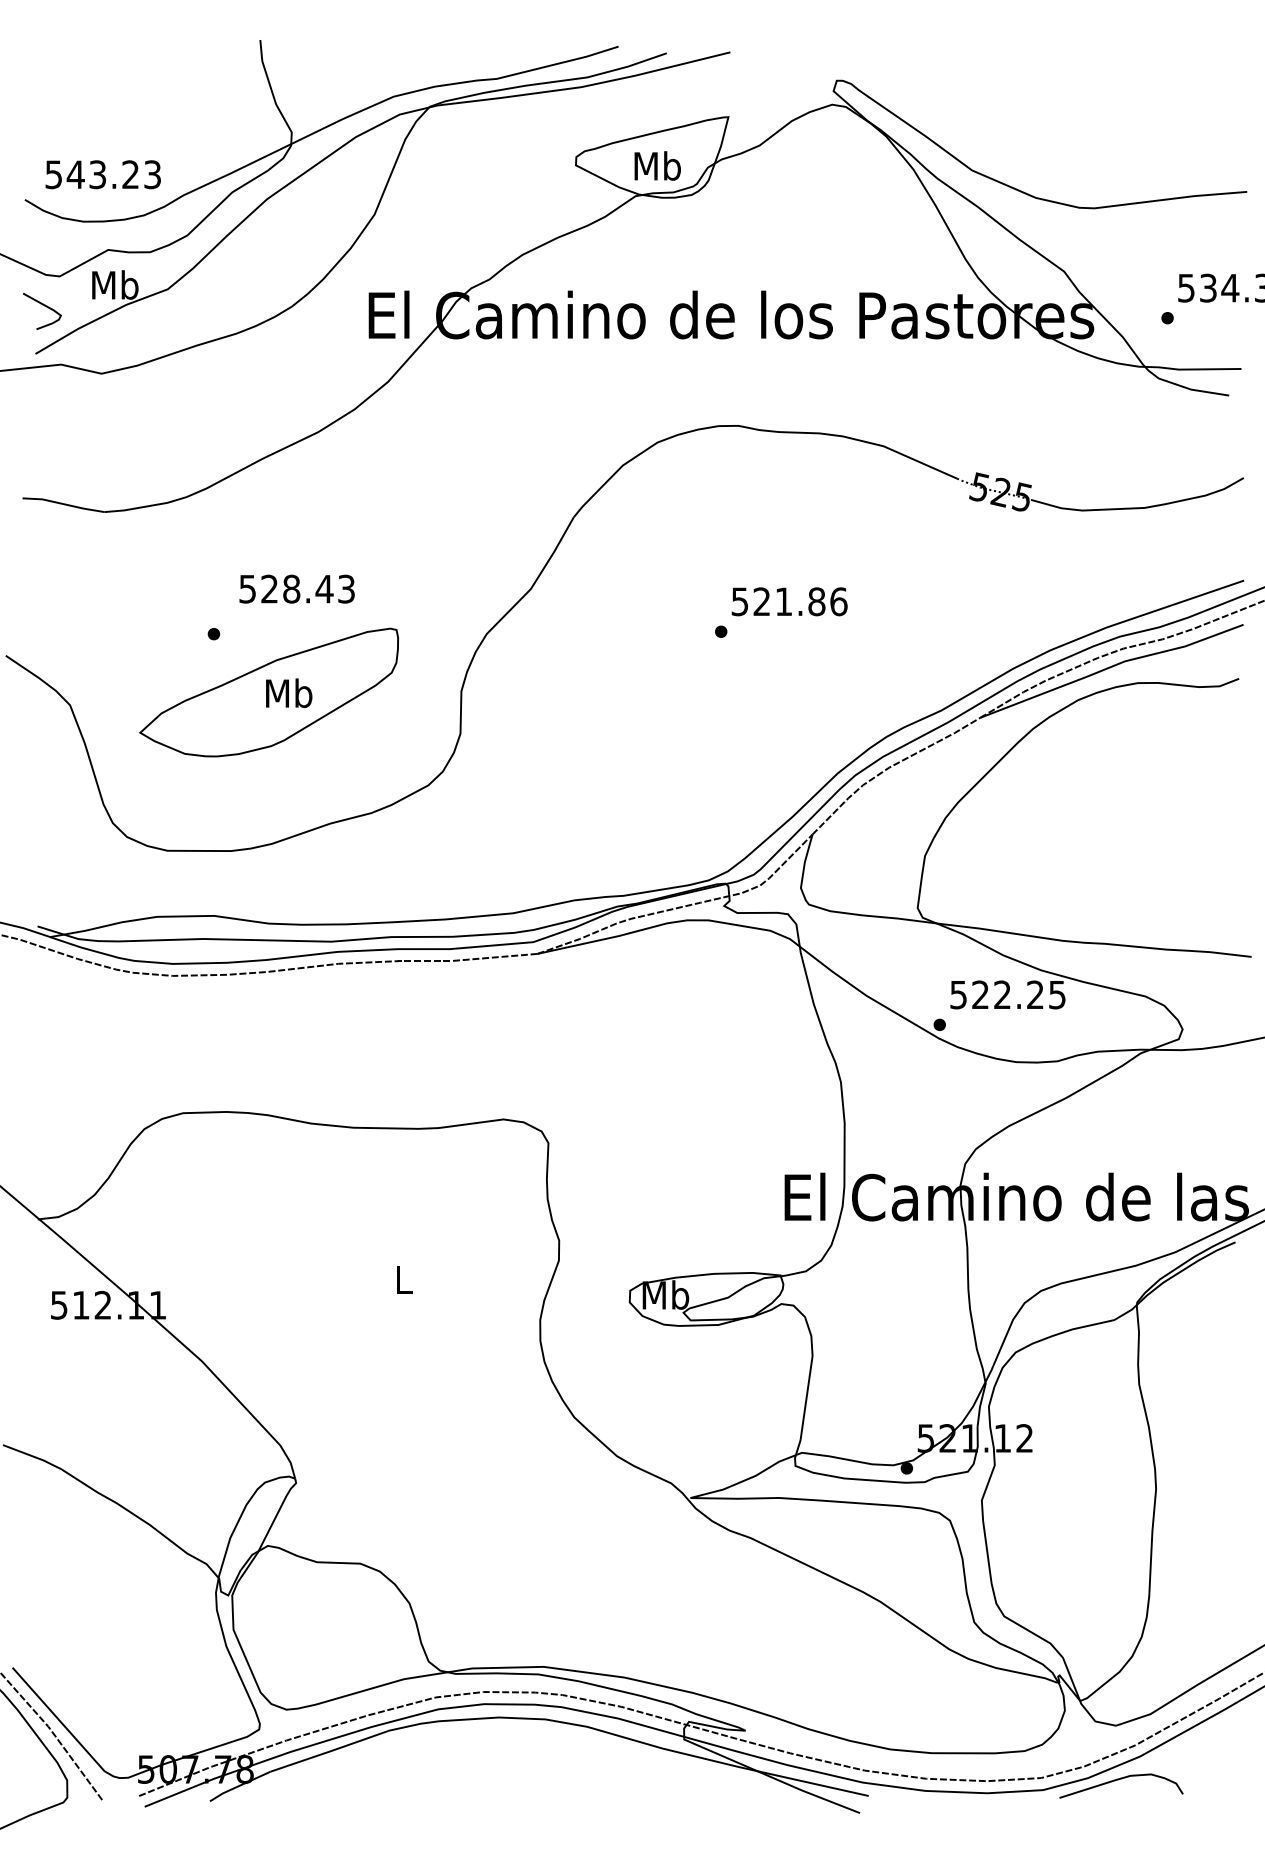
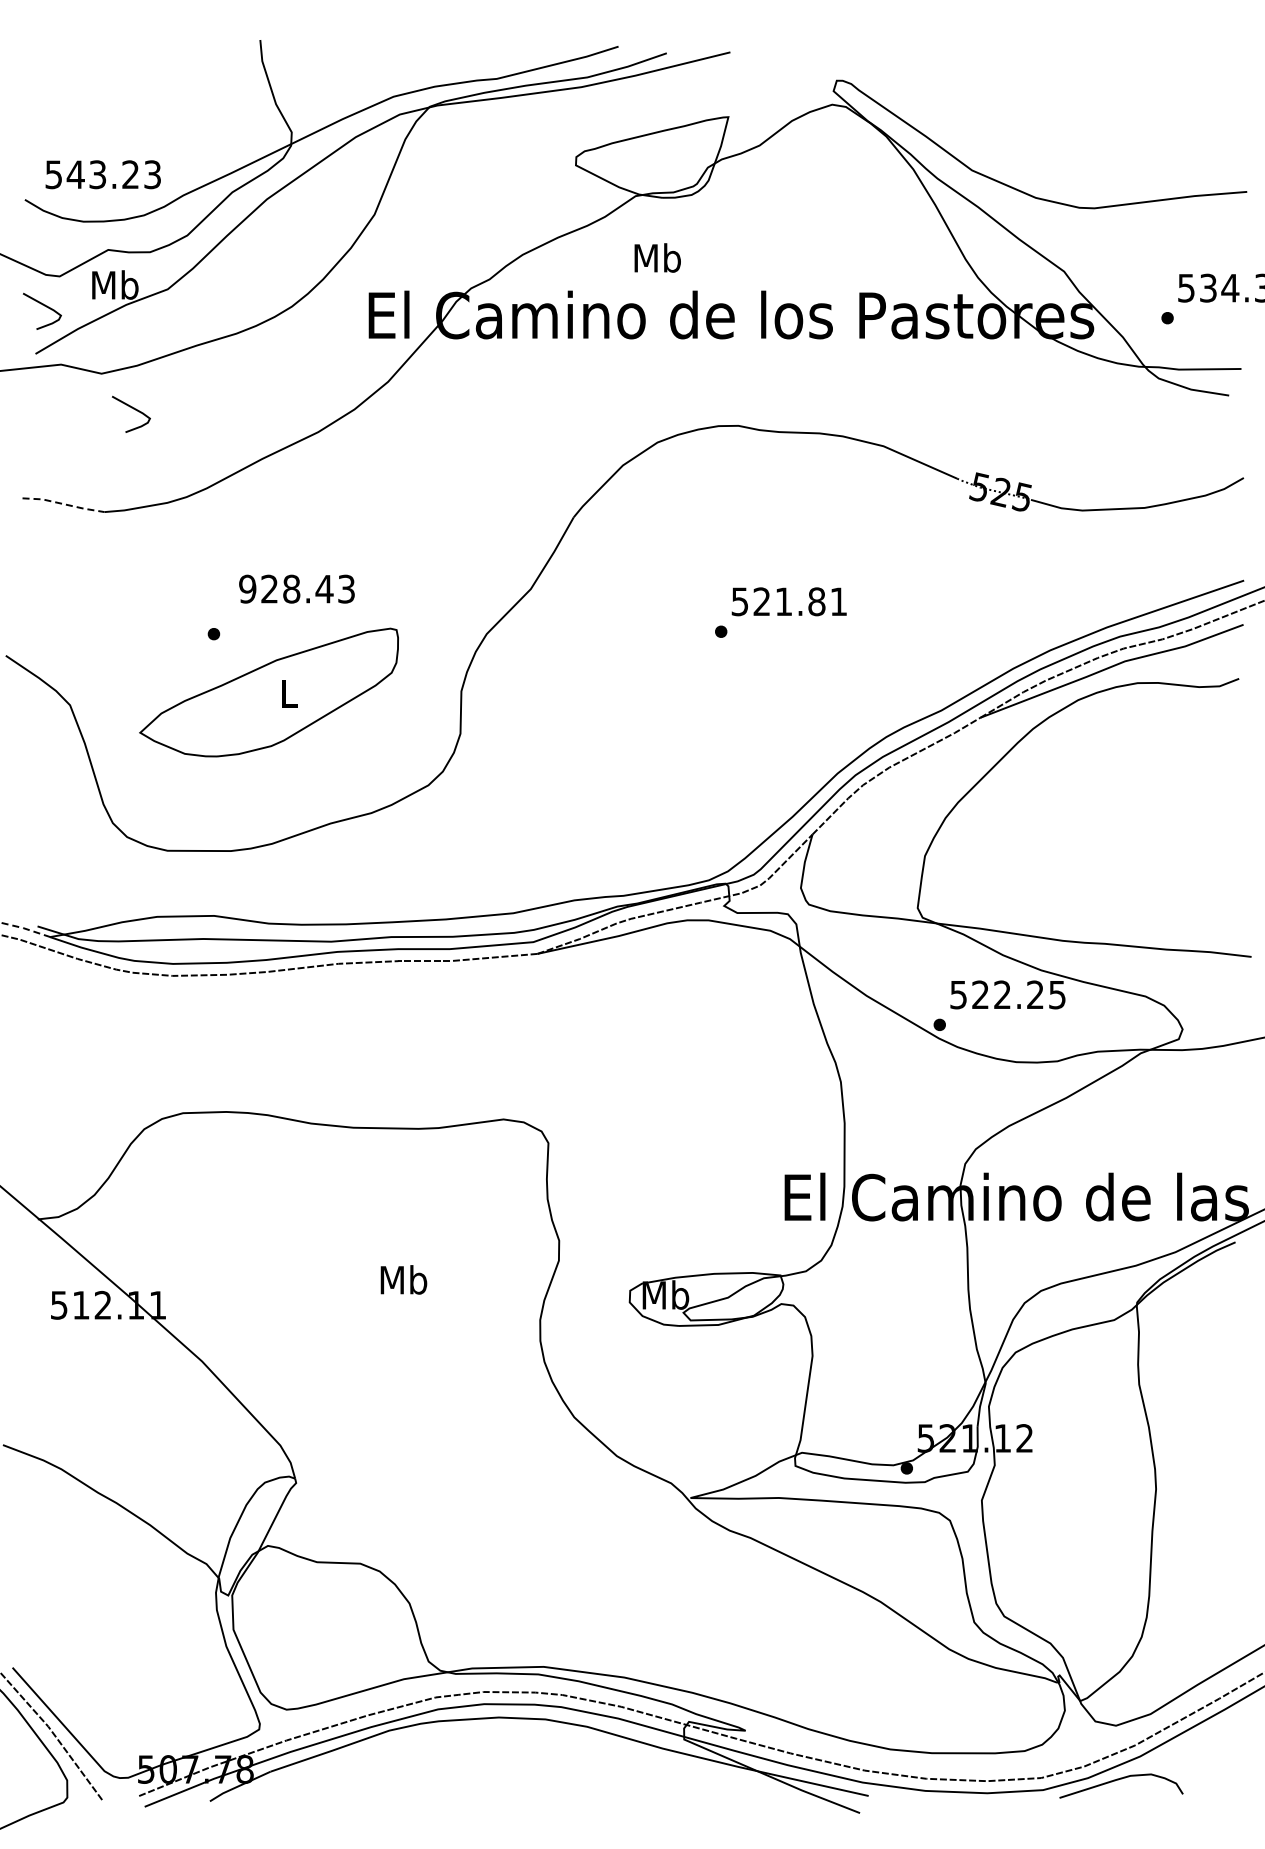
text position: (657, 165) -> (657, 257) (657, 257)
curve: none -> present (133, 409)
line: solid -> dashed (63, 504)
text: 528.43 -> 928.43 (247, 588)
text: 521.86 -> 521.81 (838, 601)
text: Mb -> L (289, 693)
line: solid -> dashed (25, 928)
text: L -> Mb (403, 1279)
